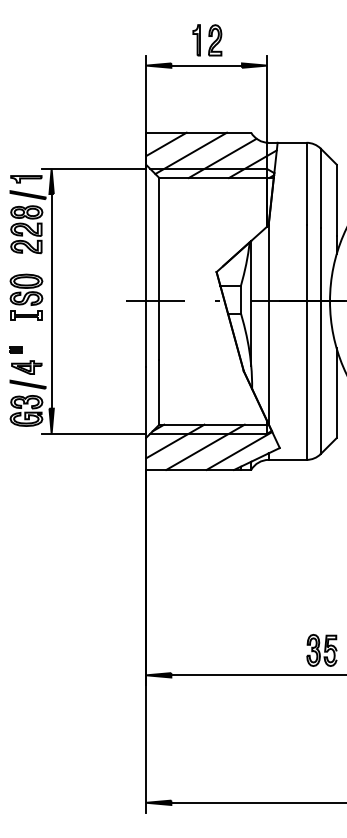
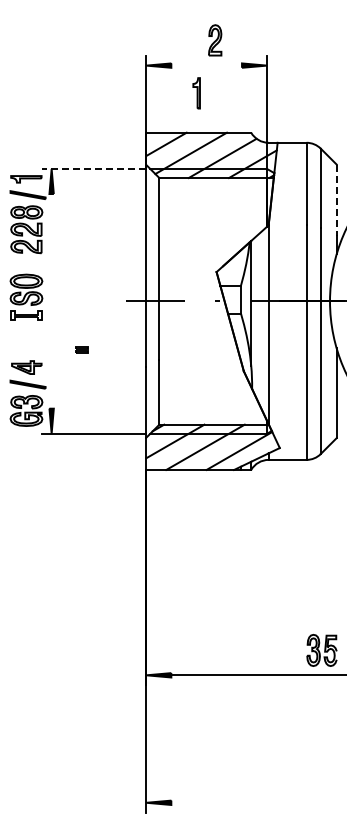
part position: (196, 40) -> (196, 93) (196, 93)
line: present -> none (206, 65)
line: solid -> dashed (93, 168)
line: solid -> dashed (336, 200)
line: present -> none (51, 301)
part position: (15, 349) -> (81, 349) (81, 349)
line: present -> none (257, 802)
